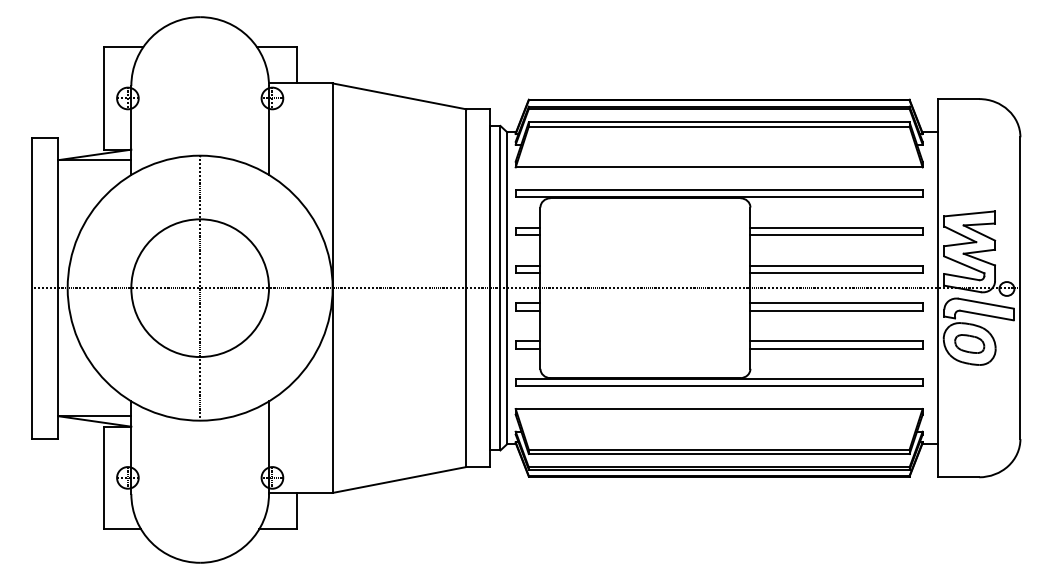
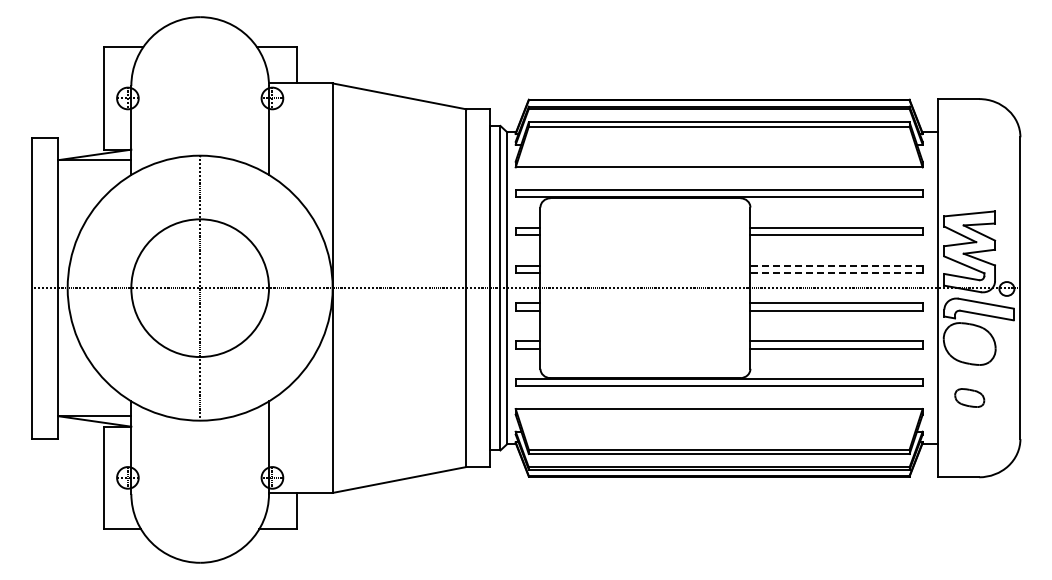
line: solid -> dashed (836, 265)
line: solid -> dashed (836, 272)
part position: (969, 343) -> (969, 397) (969, 397)
